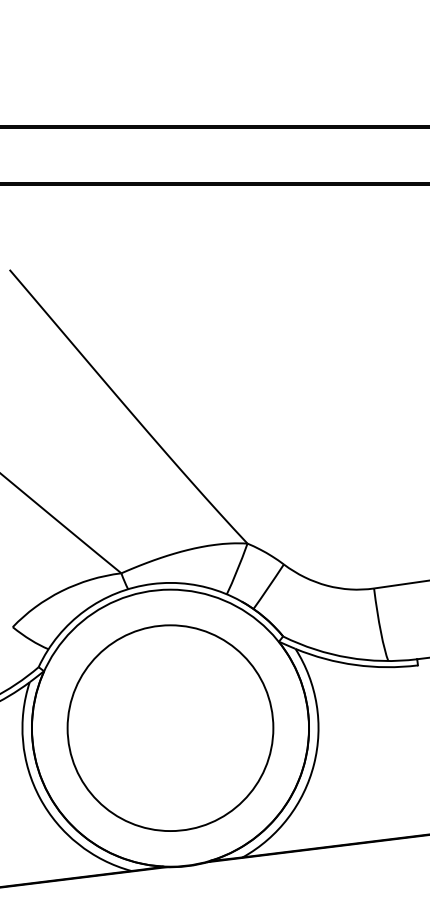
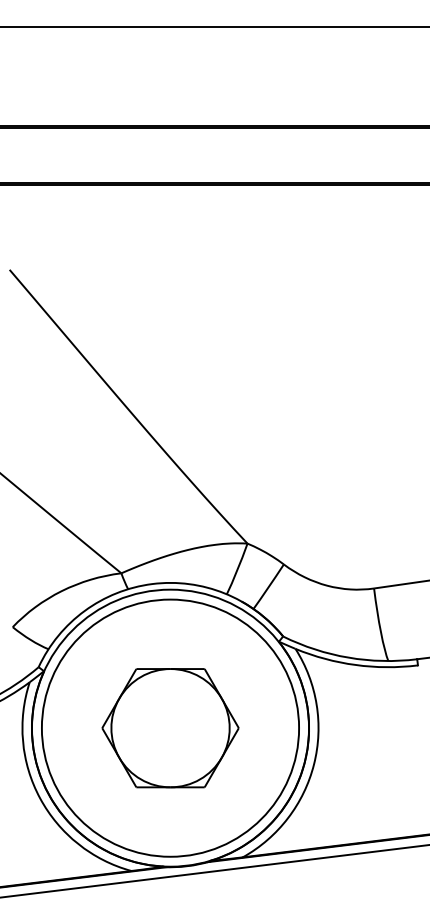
line: none -> present (214, 27)
circle diameter: 206 px -> 257 px (170, 727)
part: none -> present (170, 728)
line: none -> present (214, 871)
